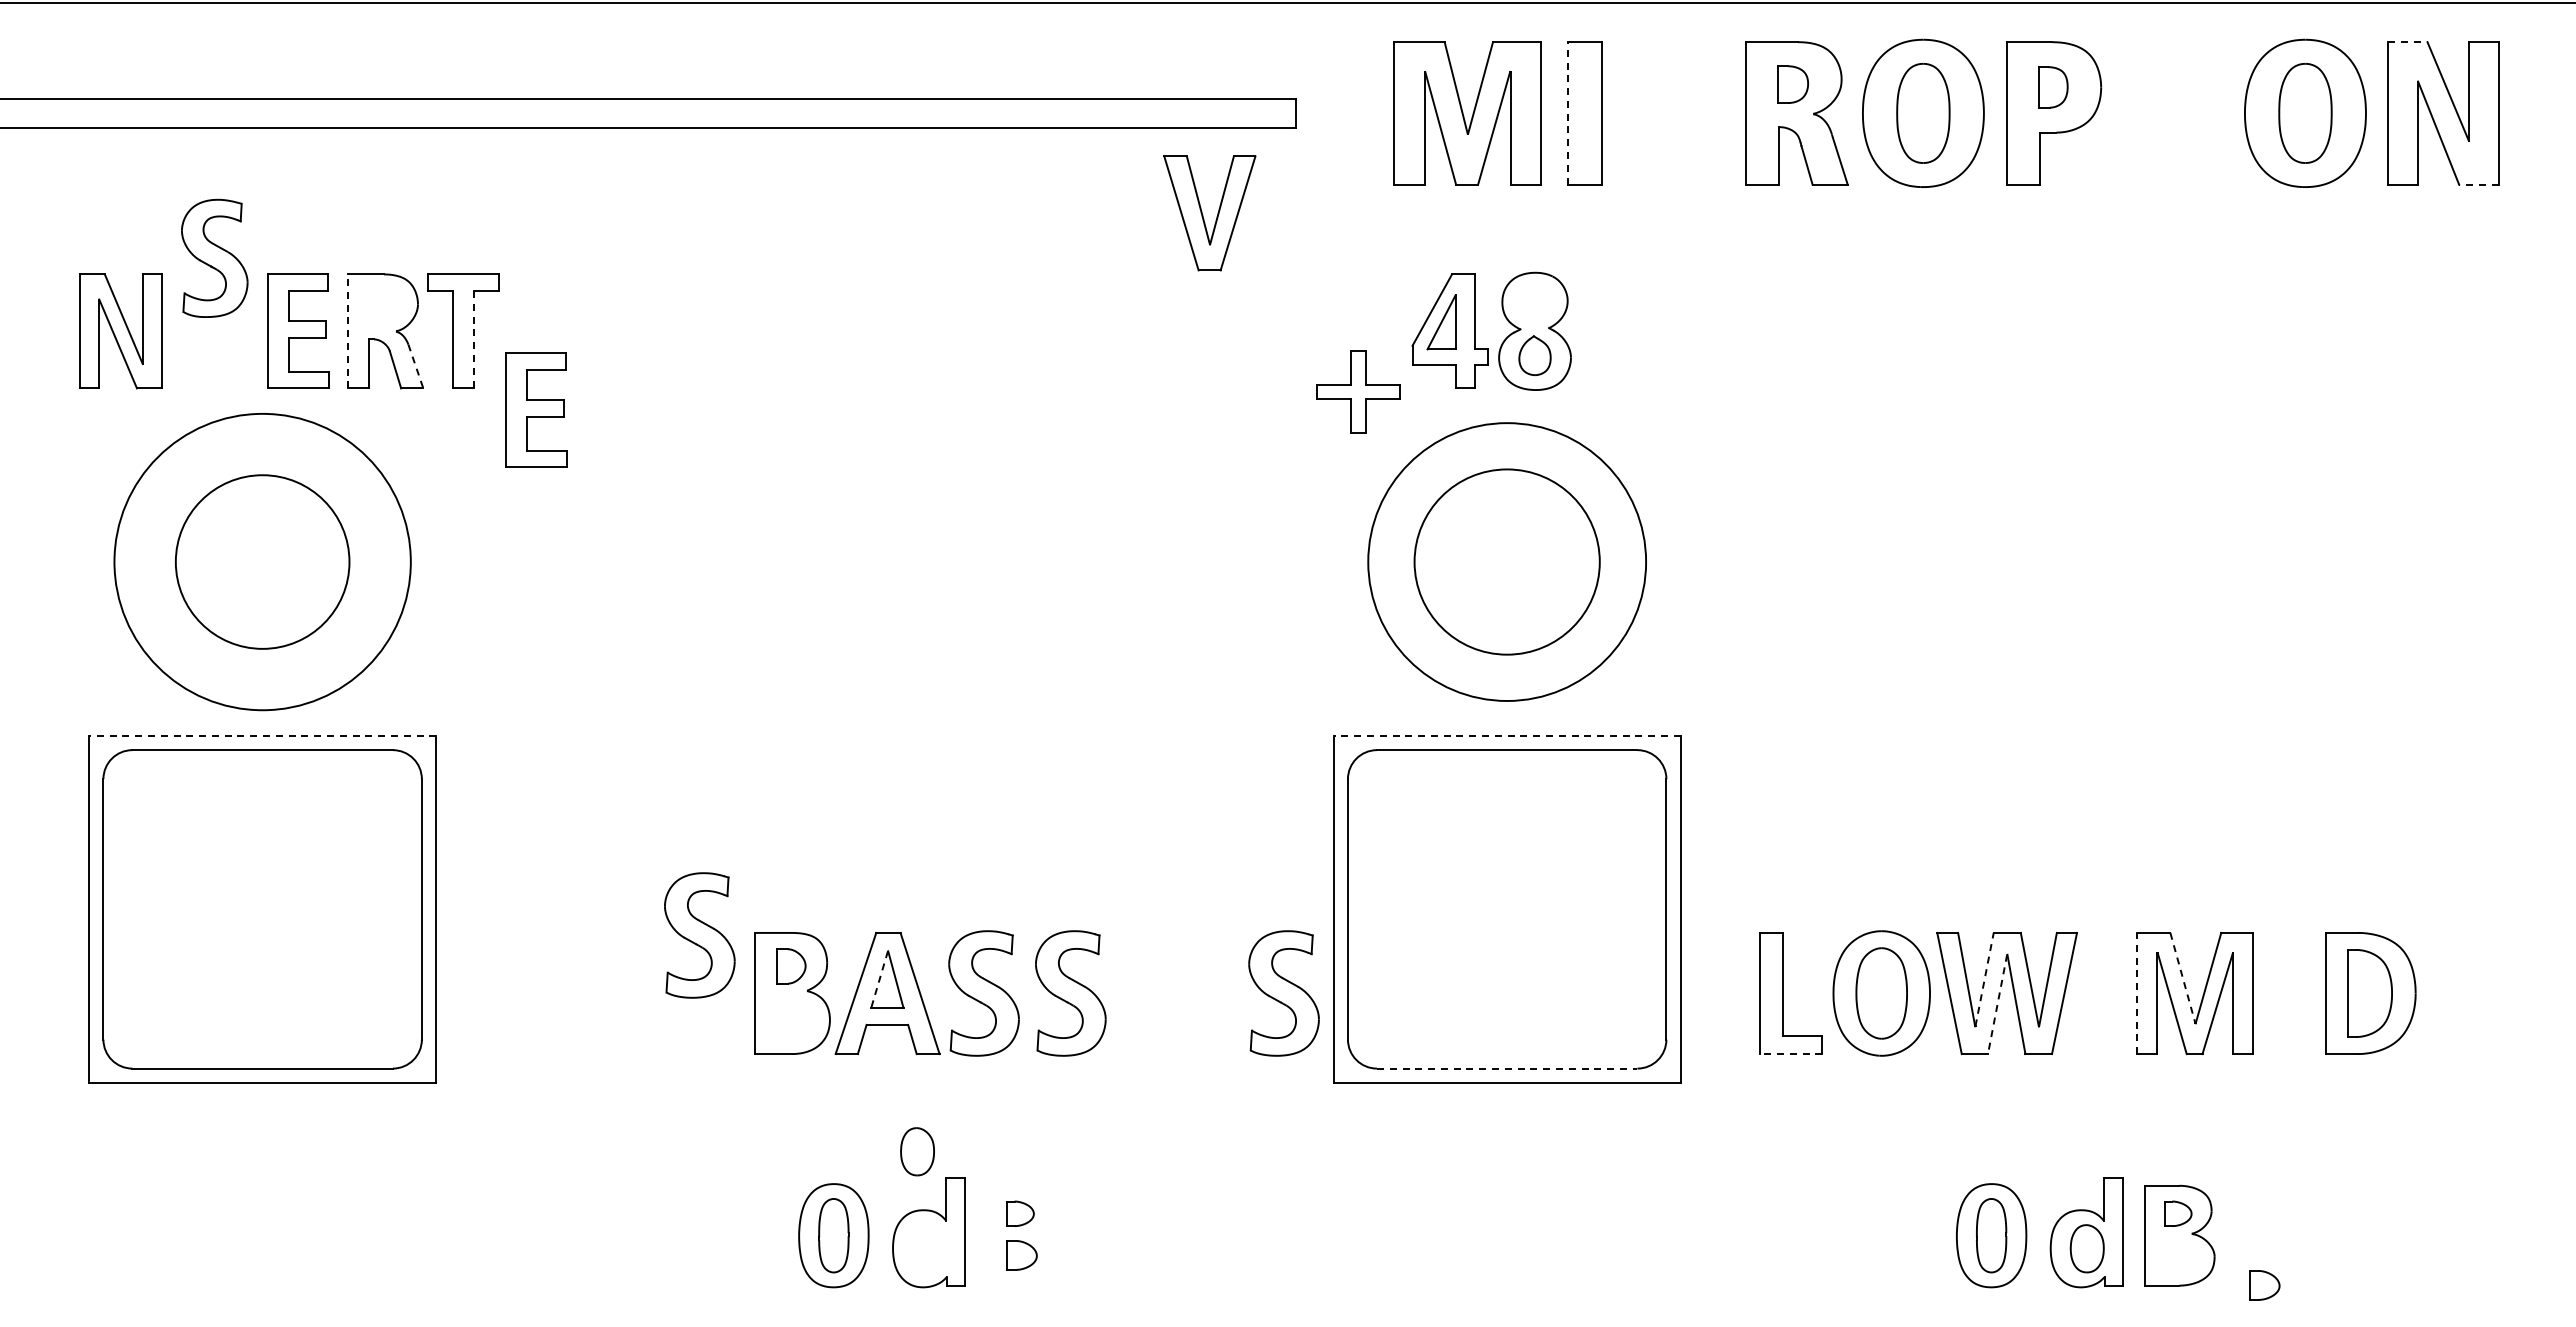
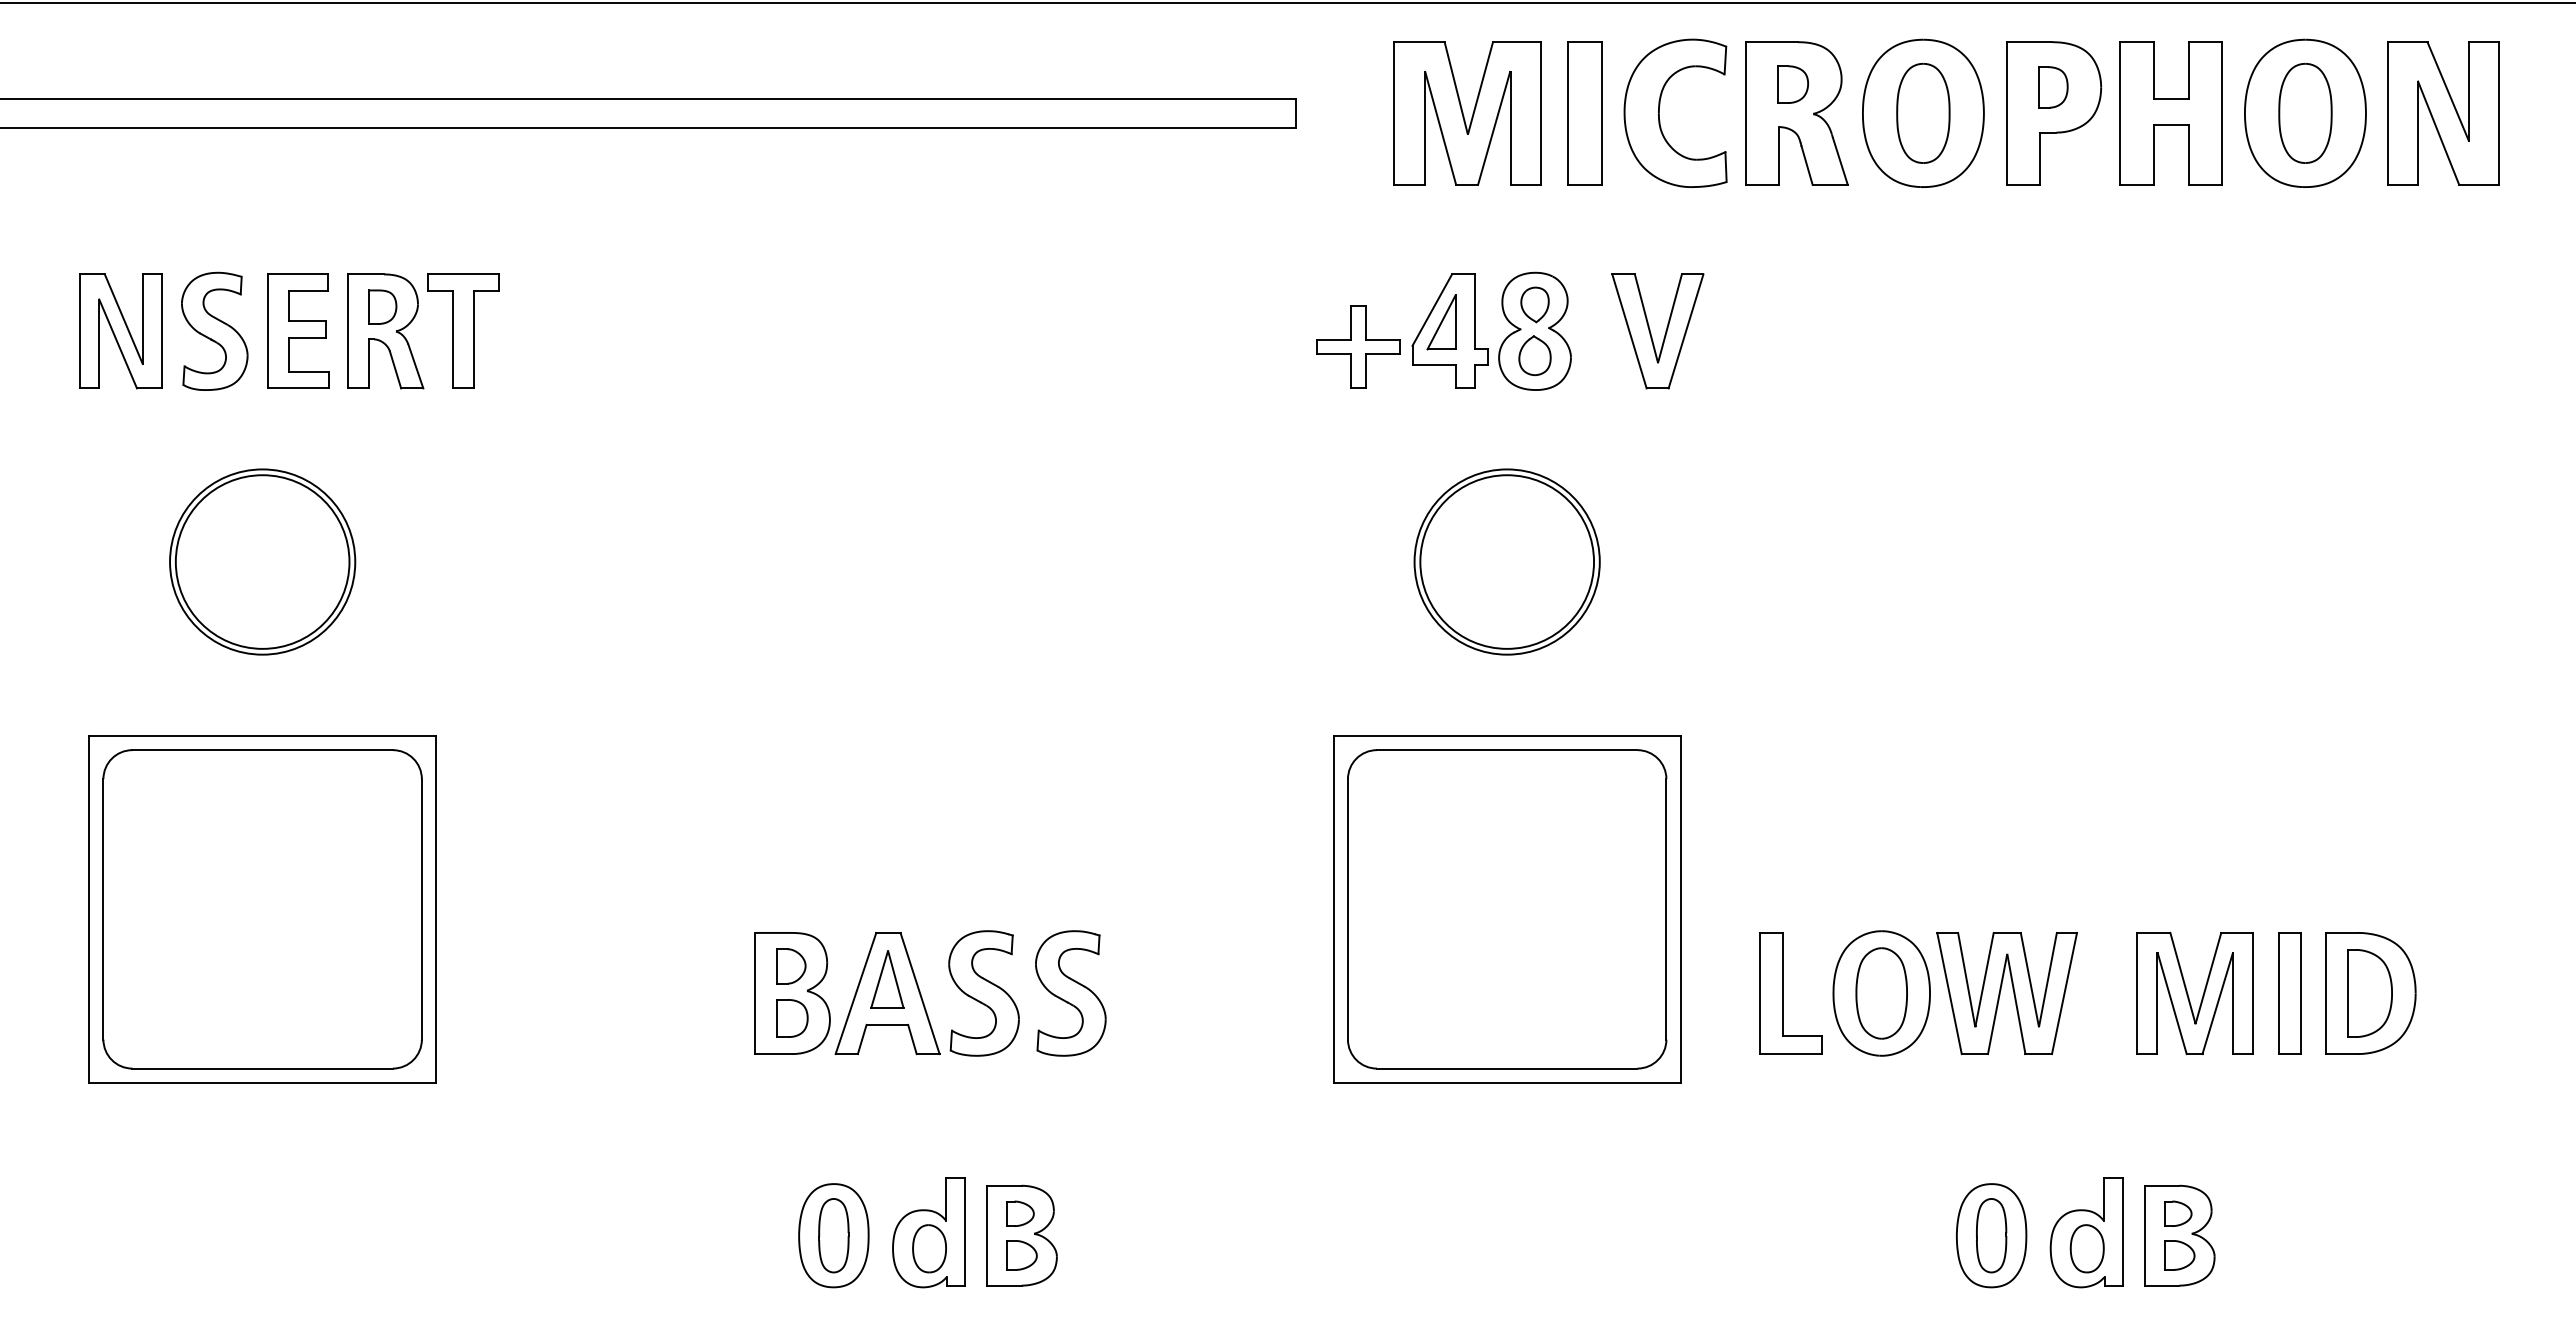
line: dashed -> solid (2407, 42)
line: dashed -> solid (1568, 112)
part: none -> present (1659, 112)
part: none -> present (2170, 113)
line: dashed -> solid (2478, 184)
part position: (1203, 215) -> (1651, 333) (1651, 333)
part position: (214, 257) -> (214, 330) (214, 330)
part: none -> present (1534, 304)
part: none -> present (382, 306)
line: dashed -> solid (348, 331)
line: dashed -> solid (473, 339)
line: dashed -> solid (416, 366)
part position: (1358, 391) -> (1358, 346) (1358, 346)
part: present -> none (536, 409)
circle diameter: 296 px -> 185 px (262, 561)
circle diameter: 278 px -> 174 px (1507, 561)
line: dashed -> solid (262, 735)
line: dashed -> solid (1507, 735)
part: present -> none (699, 935)
line: dashed -> solid (2182, 978)
line: dashed -> solid (1984, 979)
line: dashed -> solid (879, 980)
part: present -> none (1283, 993)
line: dashed -> solid (2137, 993)
part: none -> present (2289, 993)
line: dashed -> solid (1997, 1004)
part: none -> present (792, 1018)
line: dashed -> solid (1790, 1054)
line: dashed -> solid (1507, 1068)
part position: (917, 1151) -> (929, 1248) (929, 1248)
part: none -> present (1021, 1235)
part position: (2264, 1285) -> (2179, 1255) (2179, 1255)
